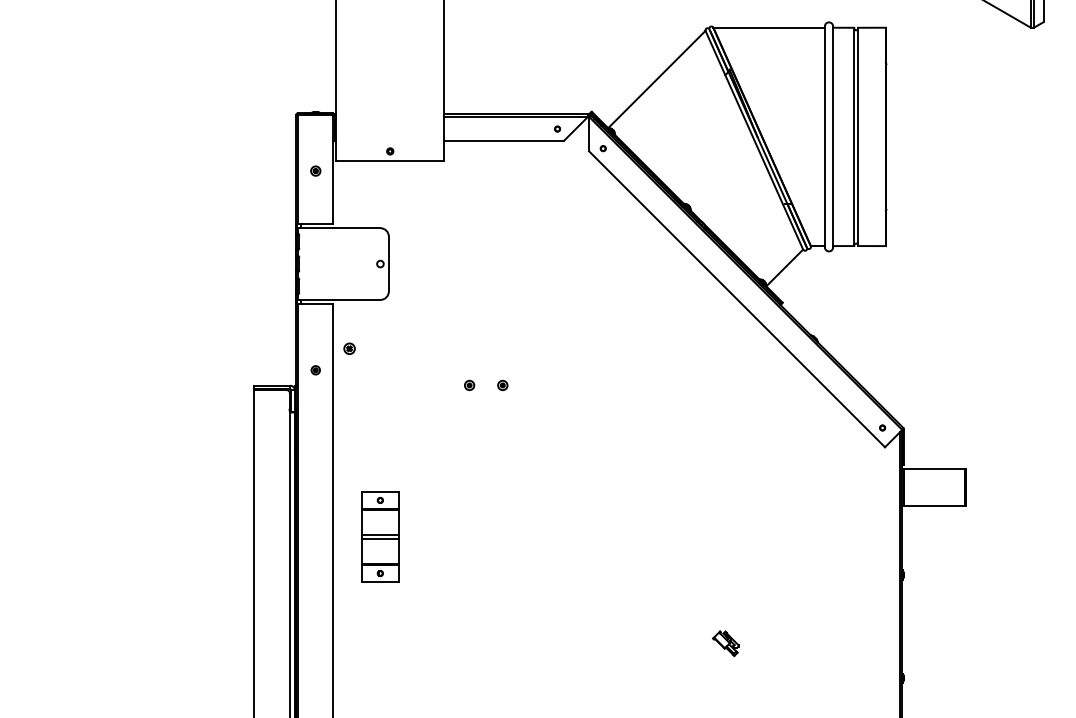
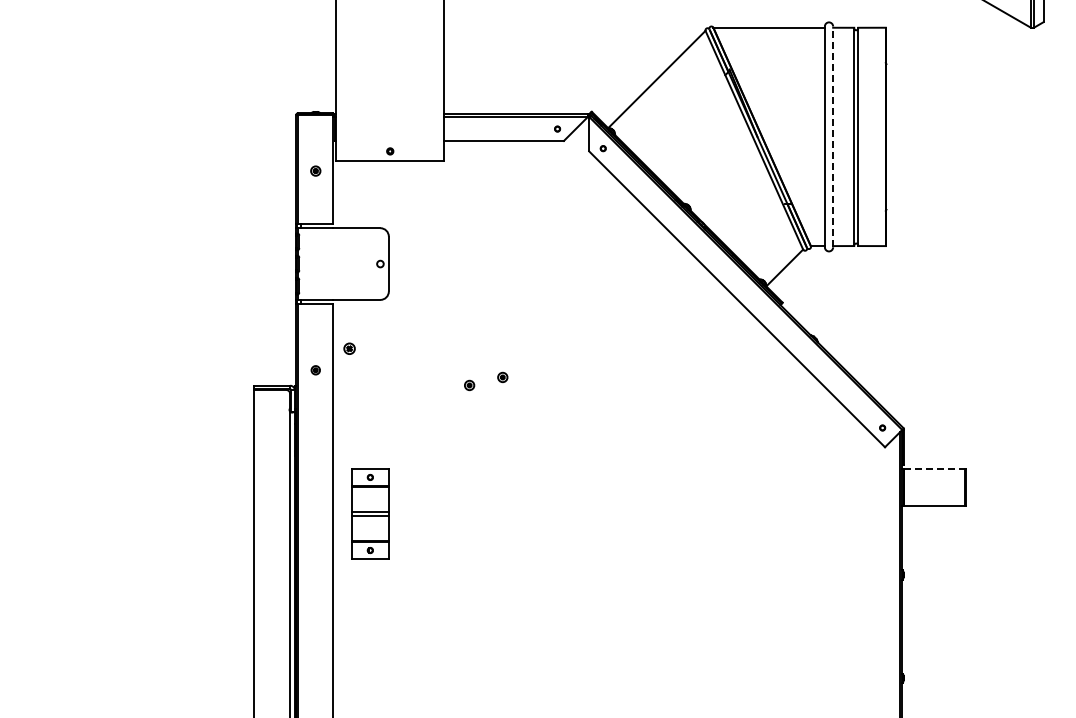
line: solid -> dashed (833, 136)
part position: (502, 385) -> (502, 377) (502, 377)
line: solid -> dashed (935, 468)
part position: (380, 536) -> (370, 513) (370, 513)
part: present -> none (725, 643)
